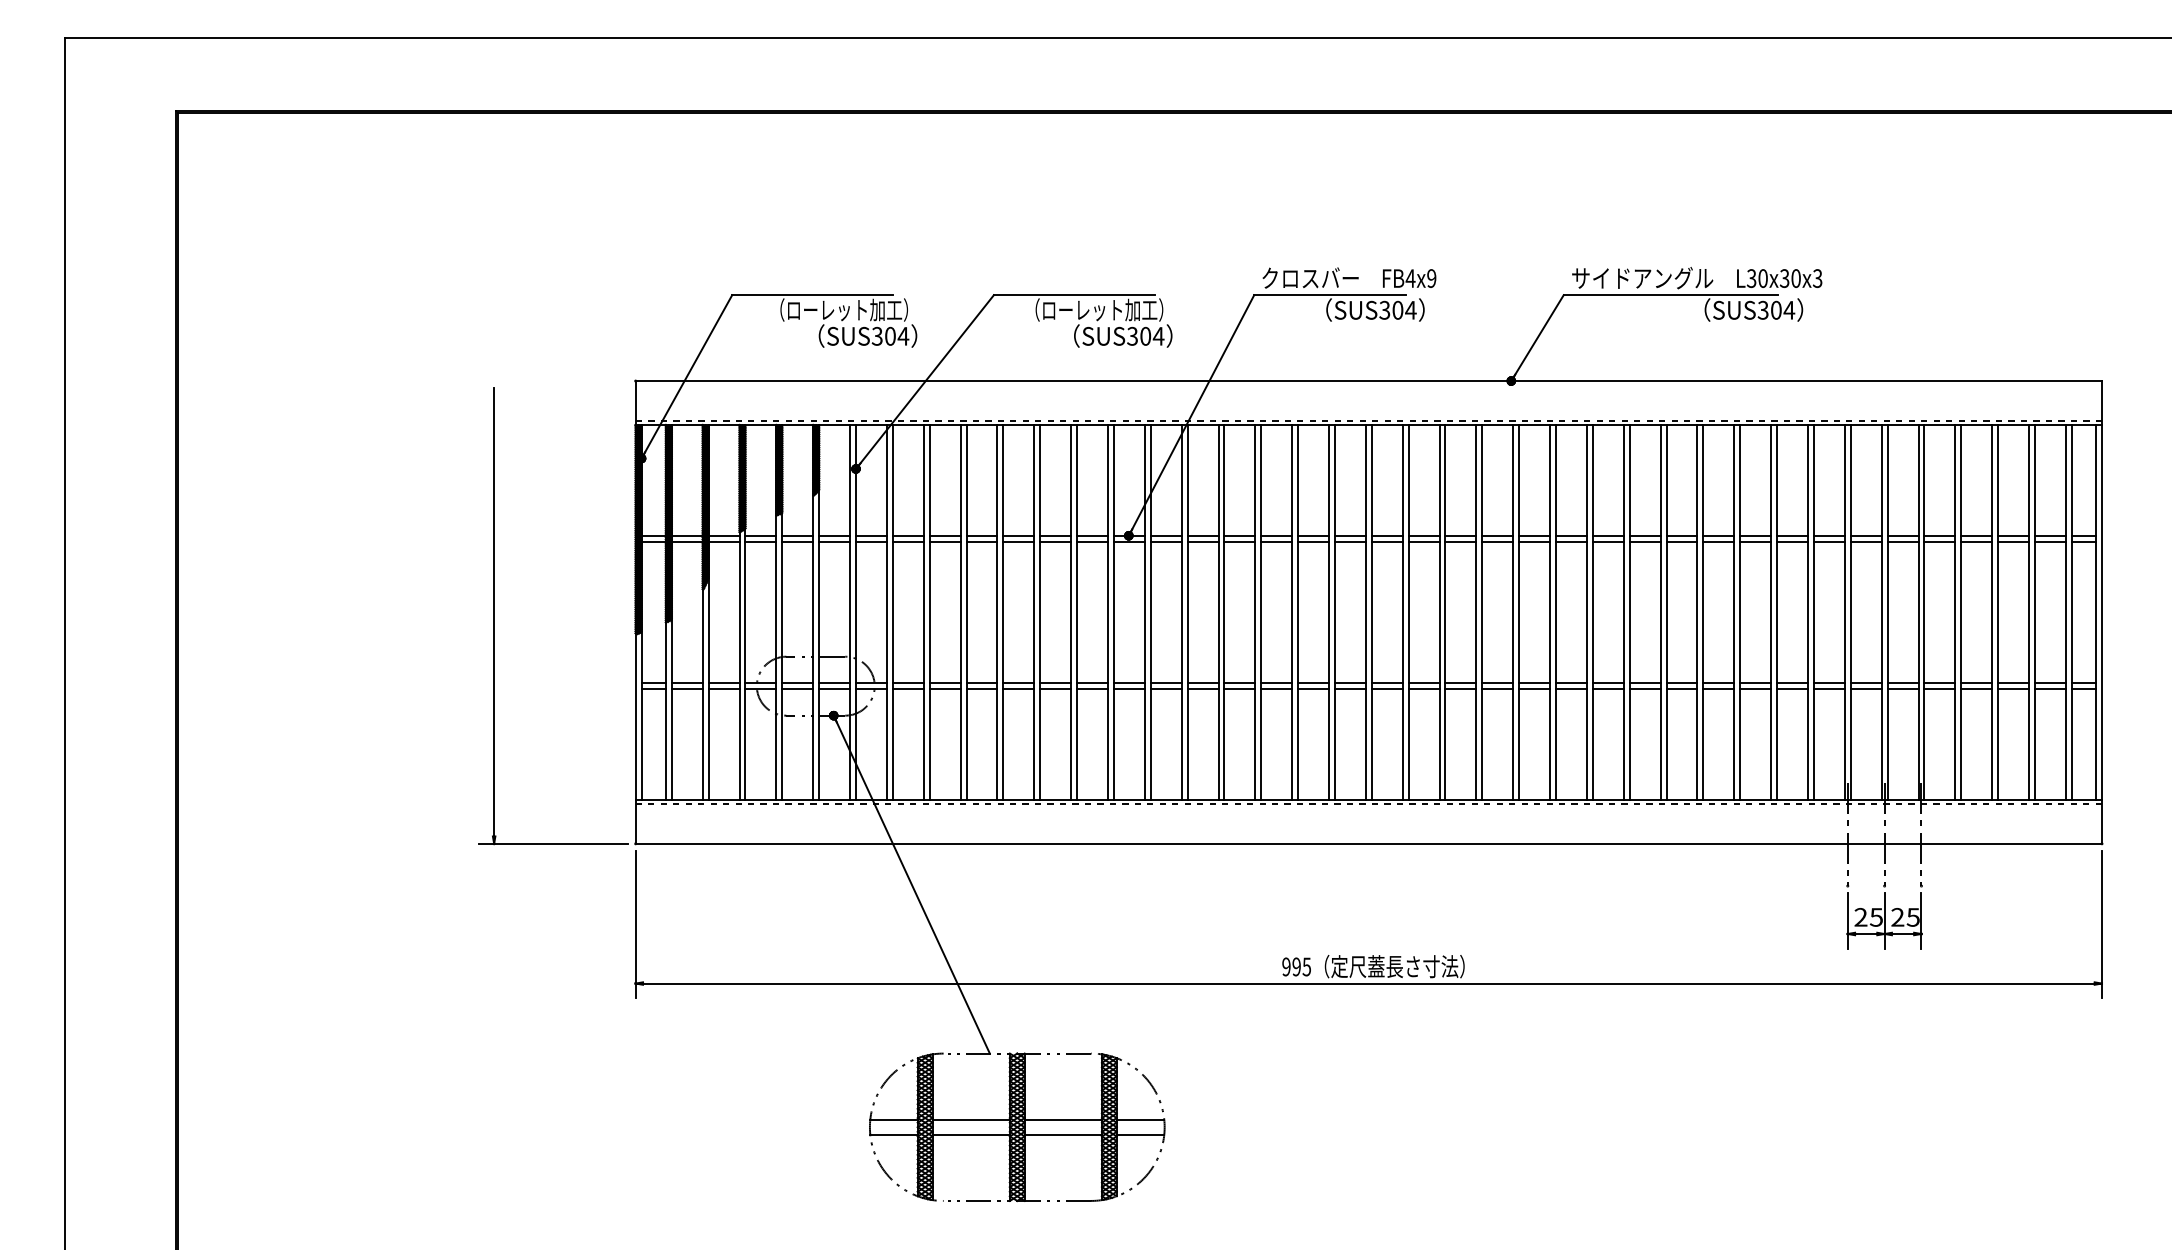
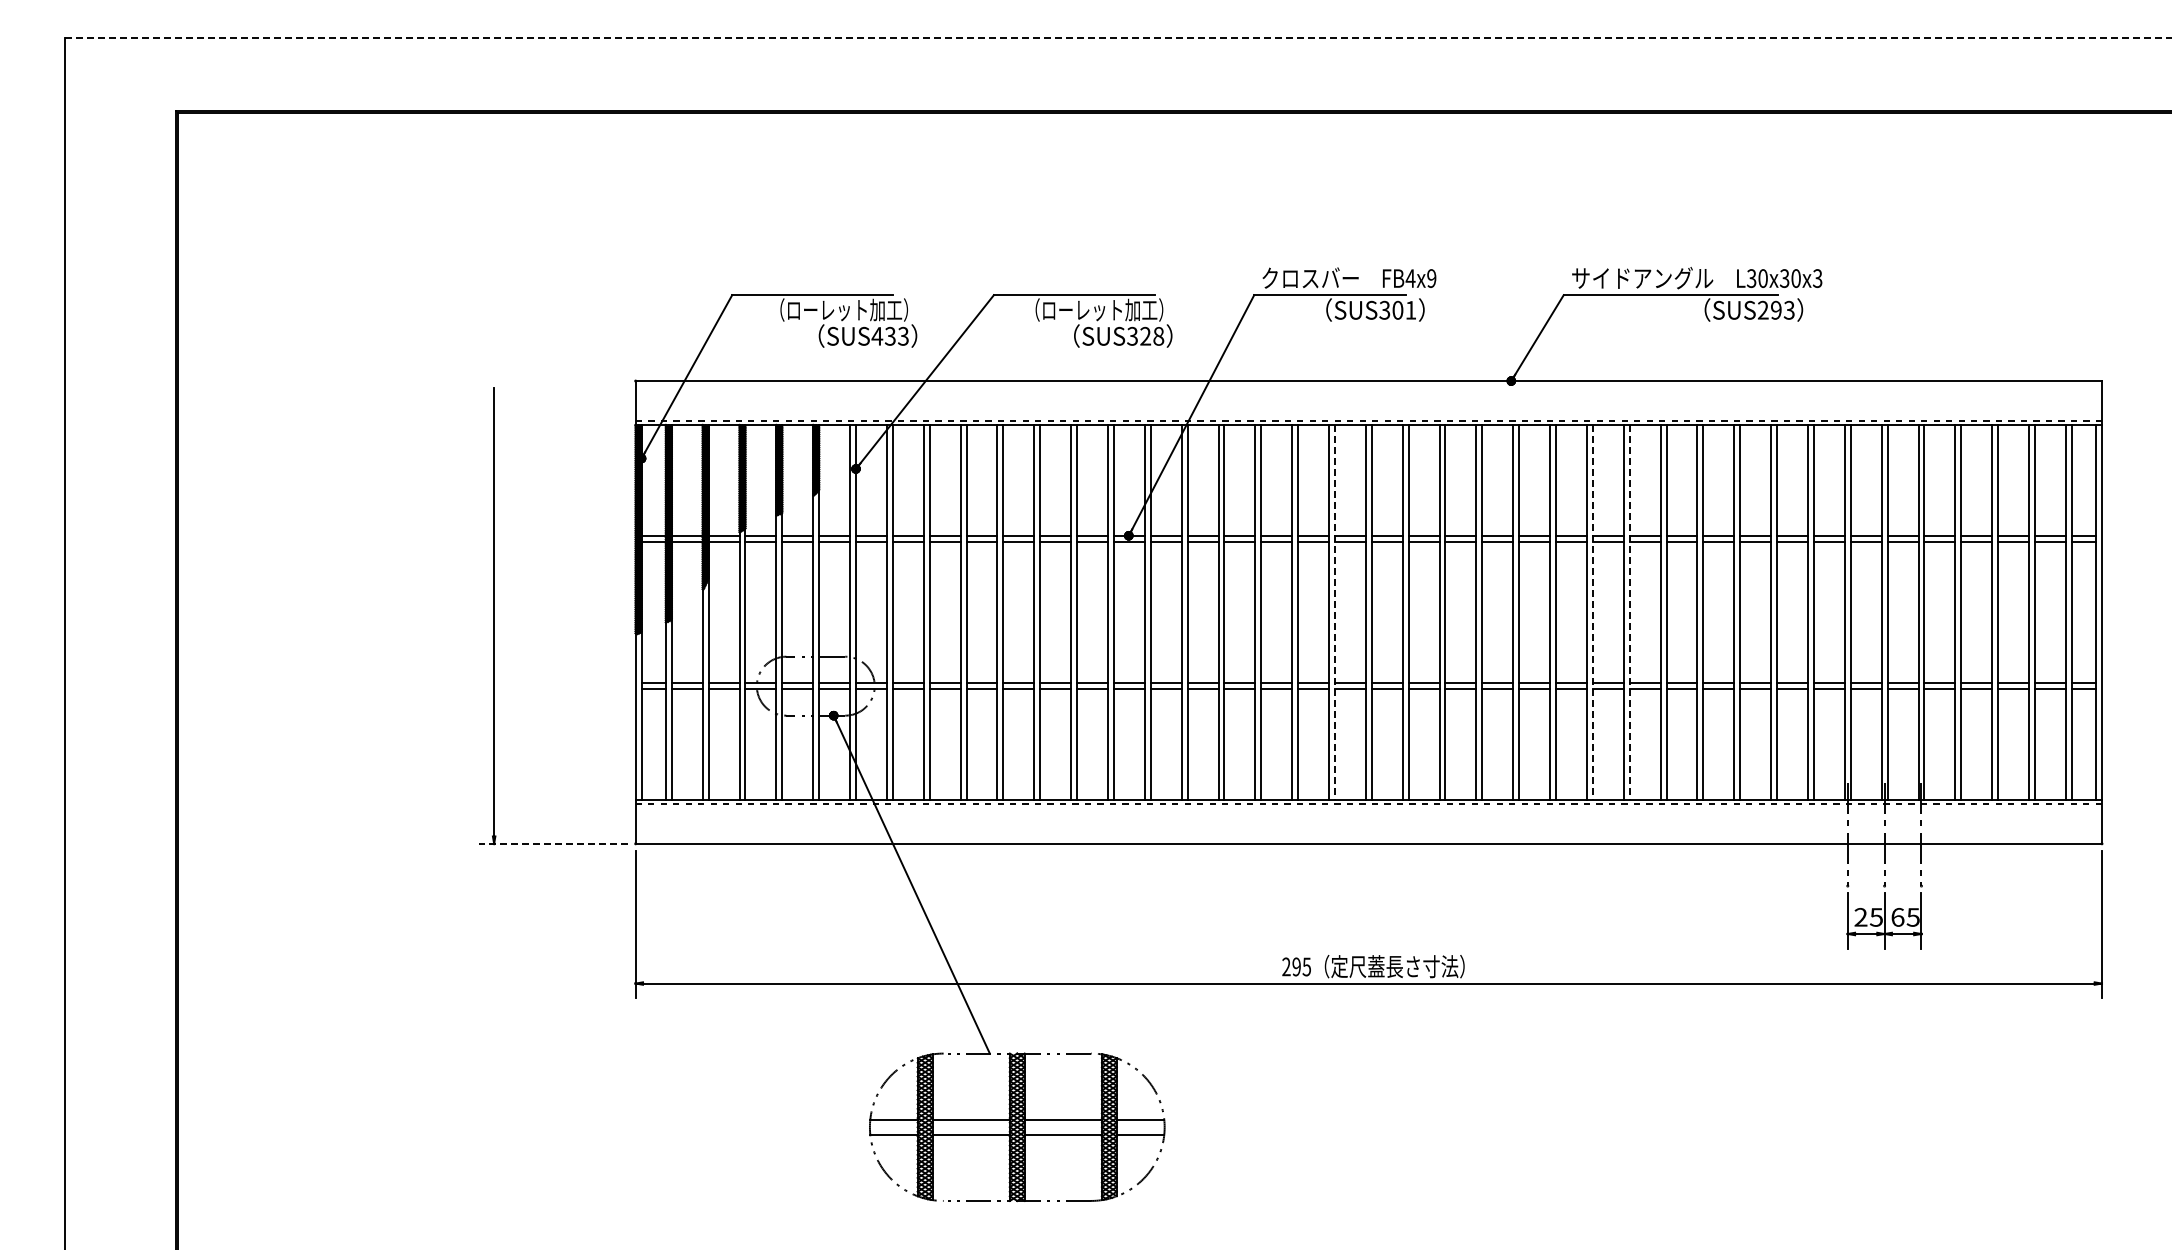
line: solid -> dashed (1119, 37)
text: SUS304 -> SUS293 (1776, 309)
text: SUS304 -> SUS301 (1410, 310)
text: SUS304 -> SUS433 (890, 335)
text: SUS304 -> SUS328 (1152, 336)
line: solid -> dashed (1334, 612)
line: solid -> dashed (1592, 612)
line: solid -> dashed (1629, 612)
line: solid -> dashed (553, 843)
text: 25 -> 65 (1897, 917)
text: 995 -> 295 (1286, 967)
